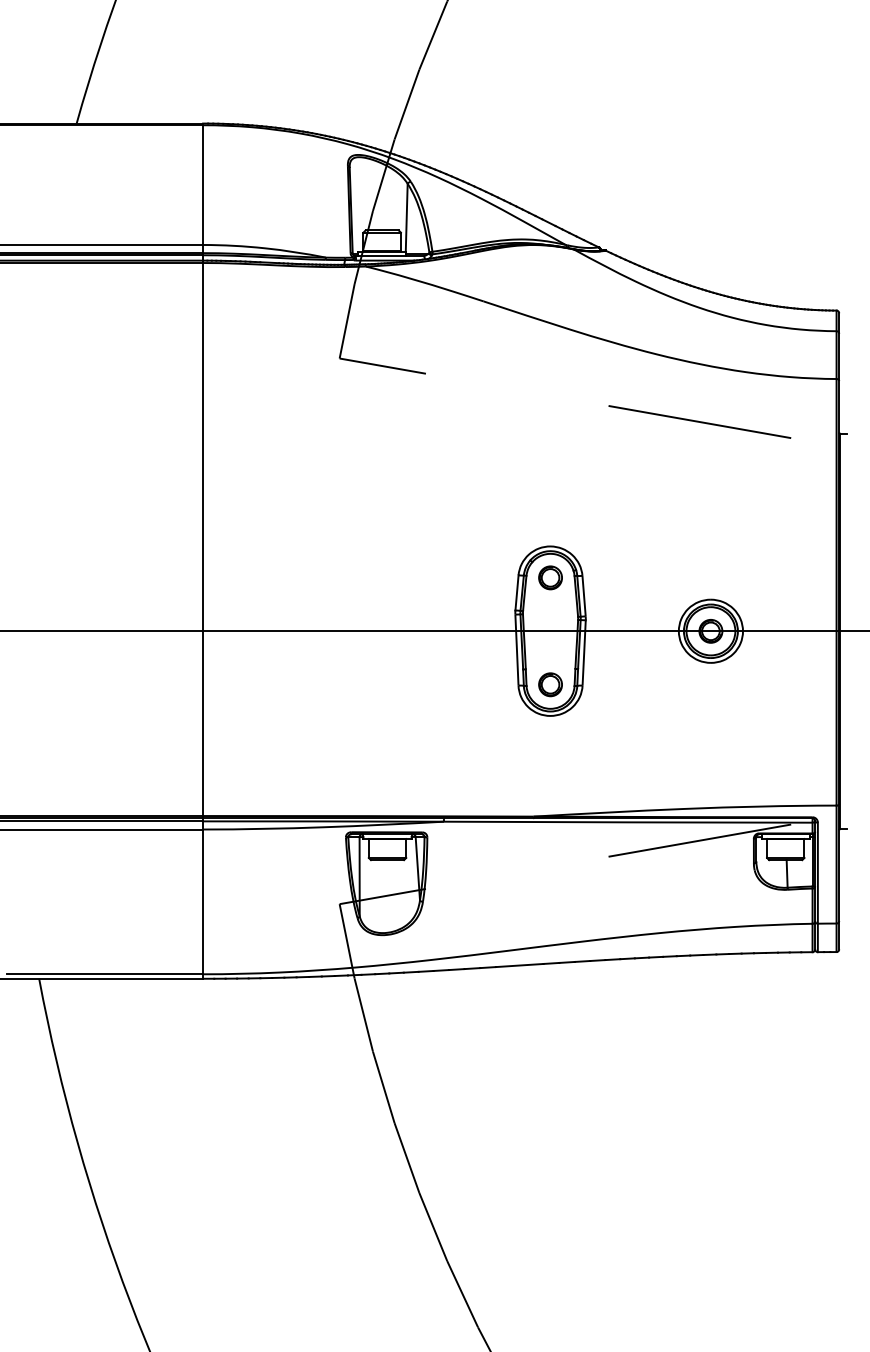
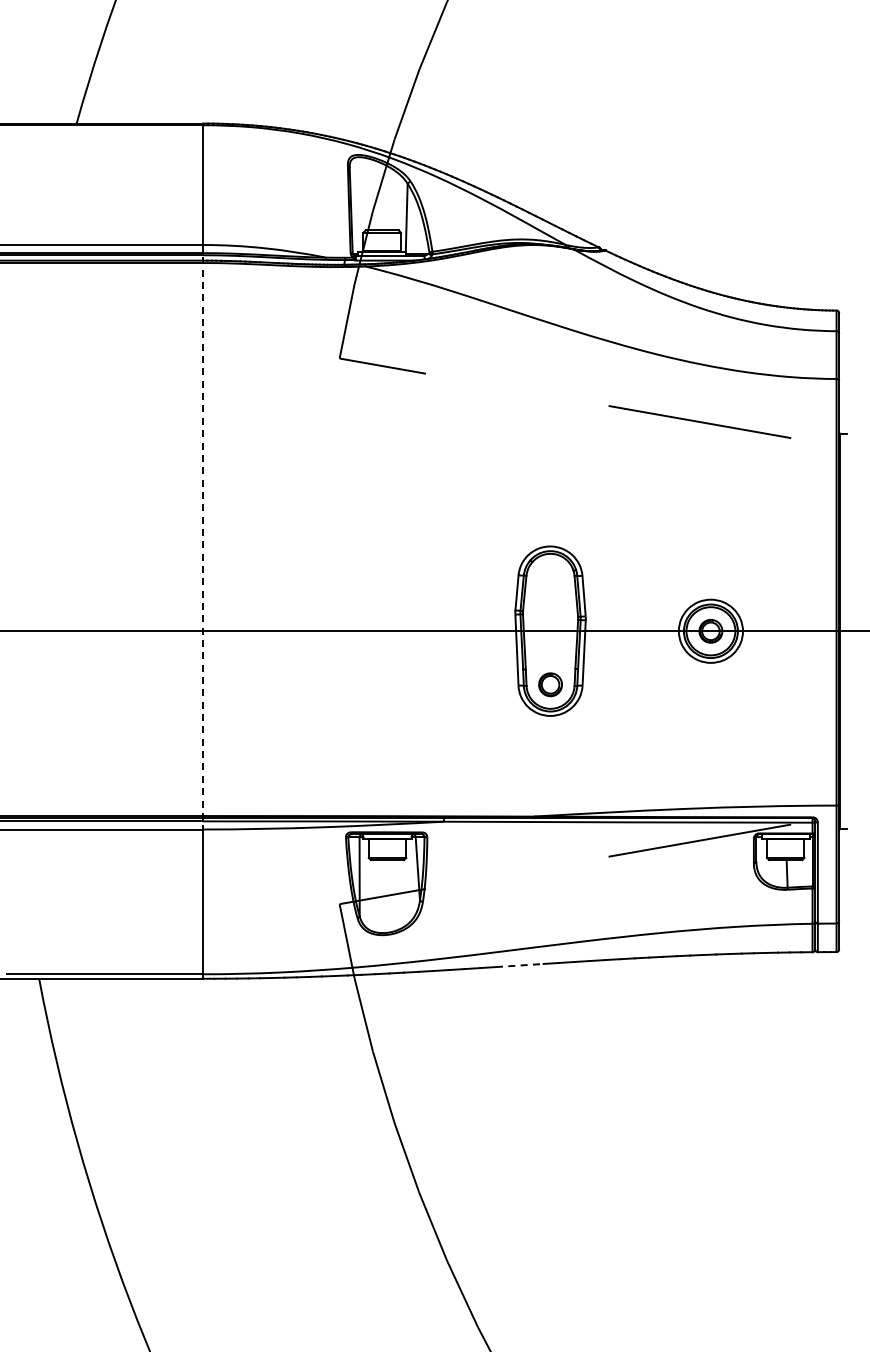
line: solid -> dashed (203, 537)
part: present -> none (550, 577)
line: solid -> dashed (519, 965)
